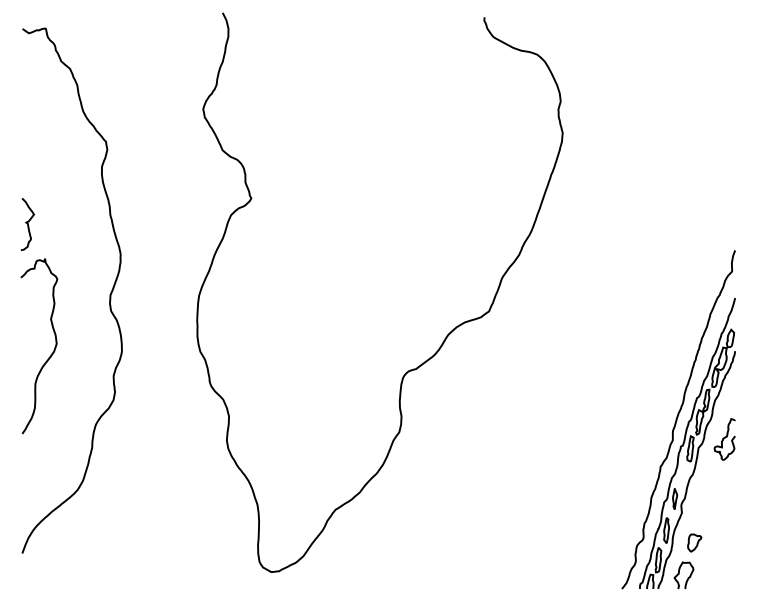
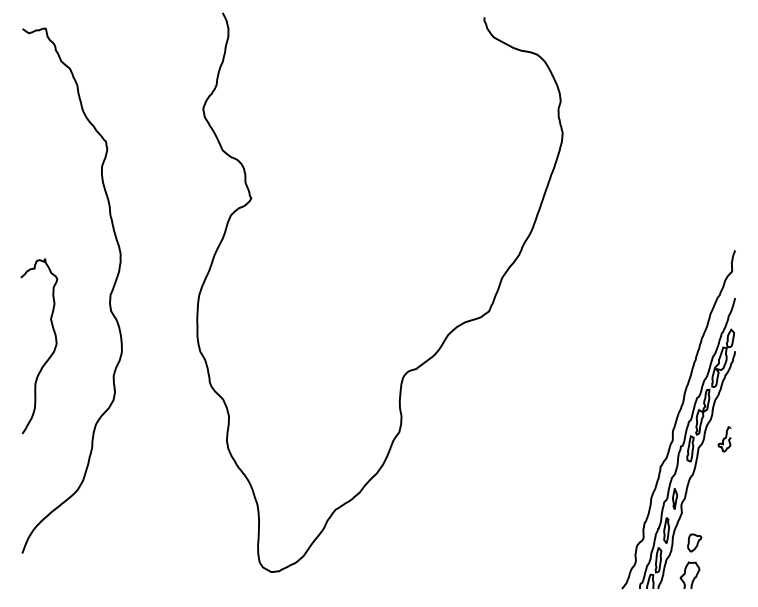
curve: present -> none (27, 224)
part size: 23x43 px -> 15x27 px (724, 439)
curve position: (679, 574) -> (685, 574) (685, 574)
